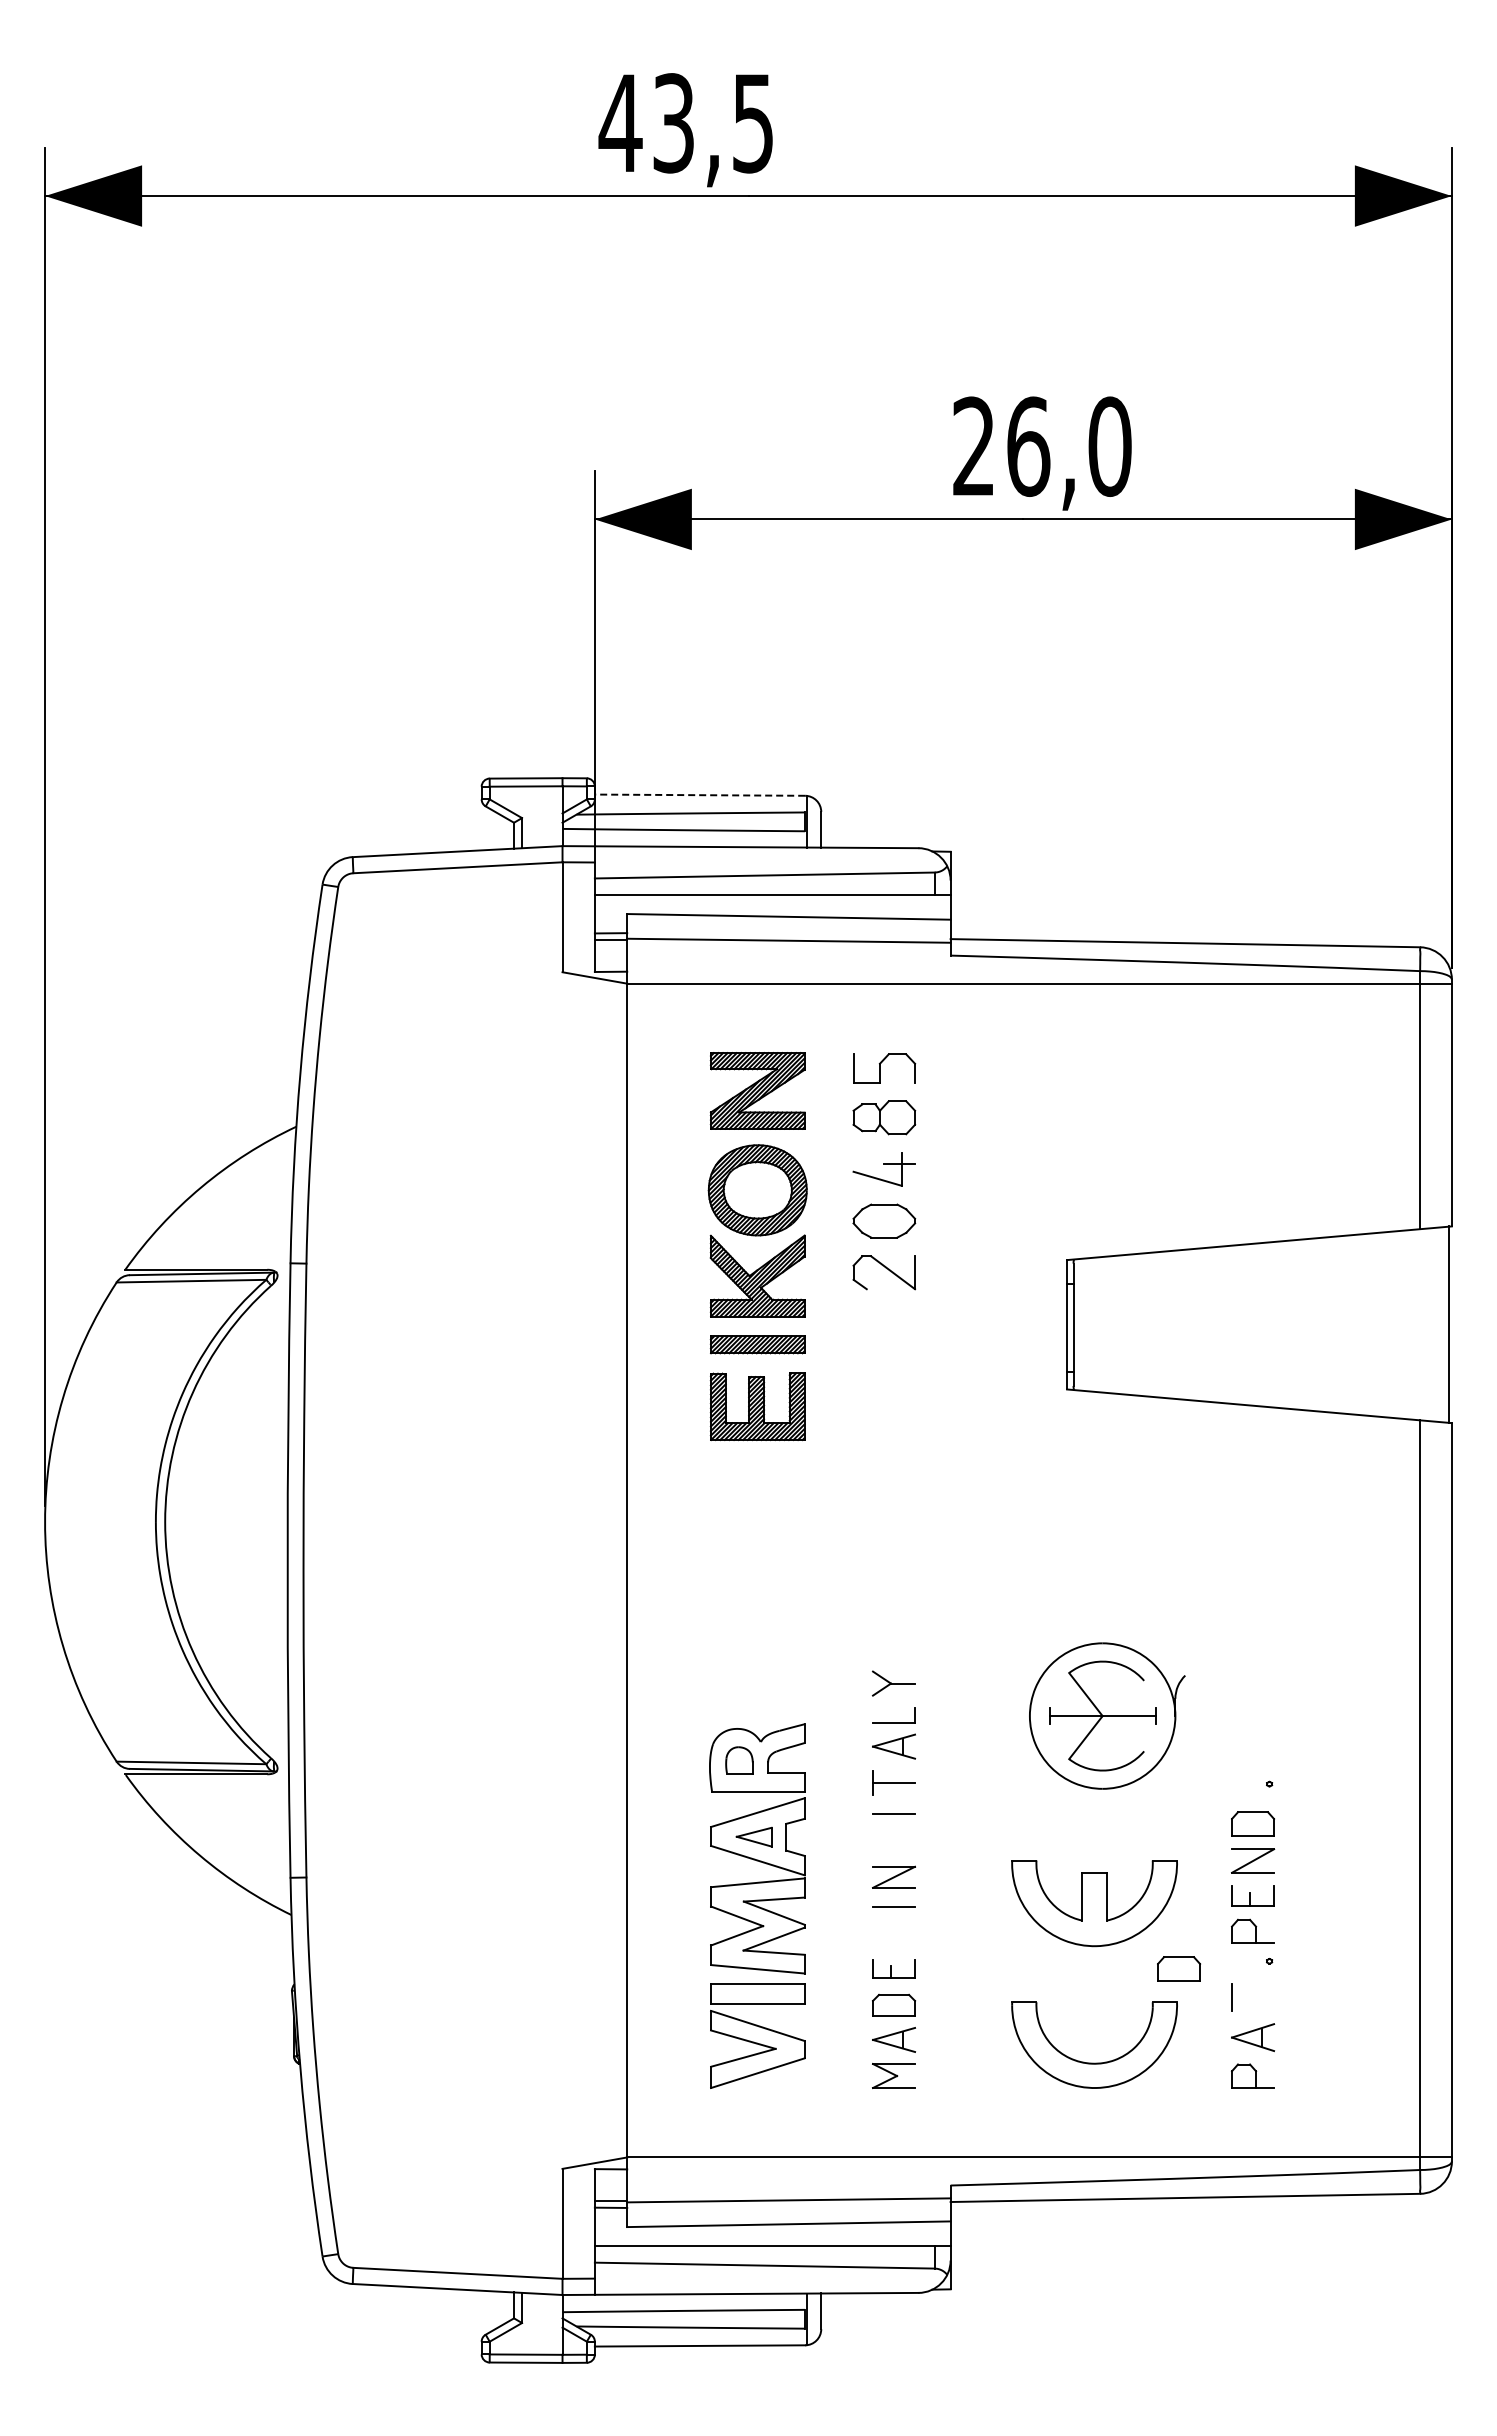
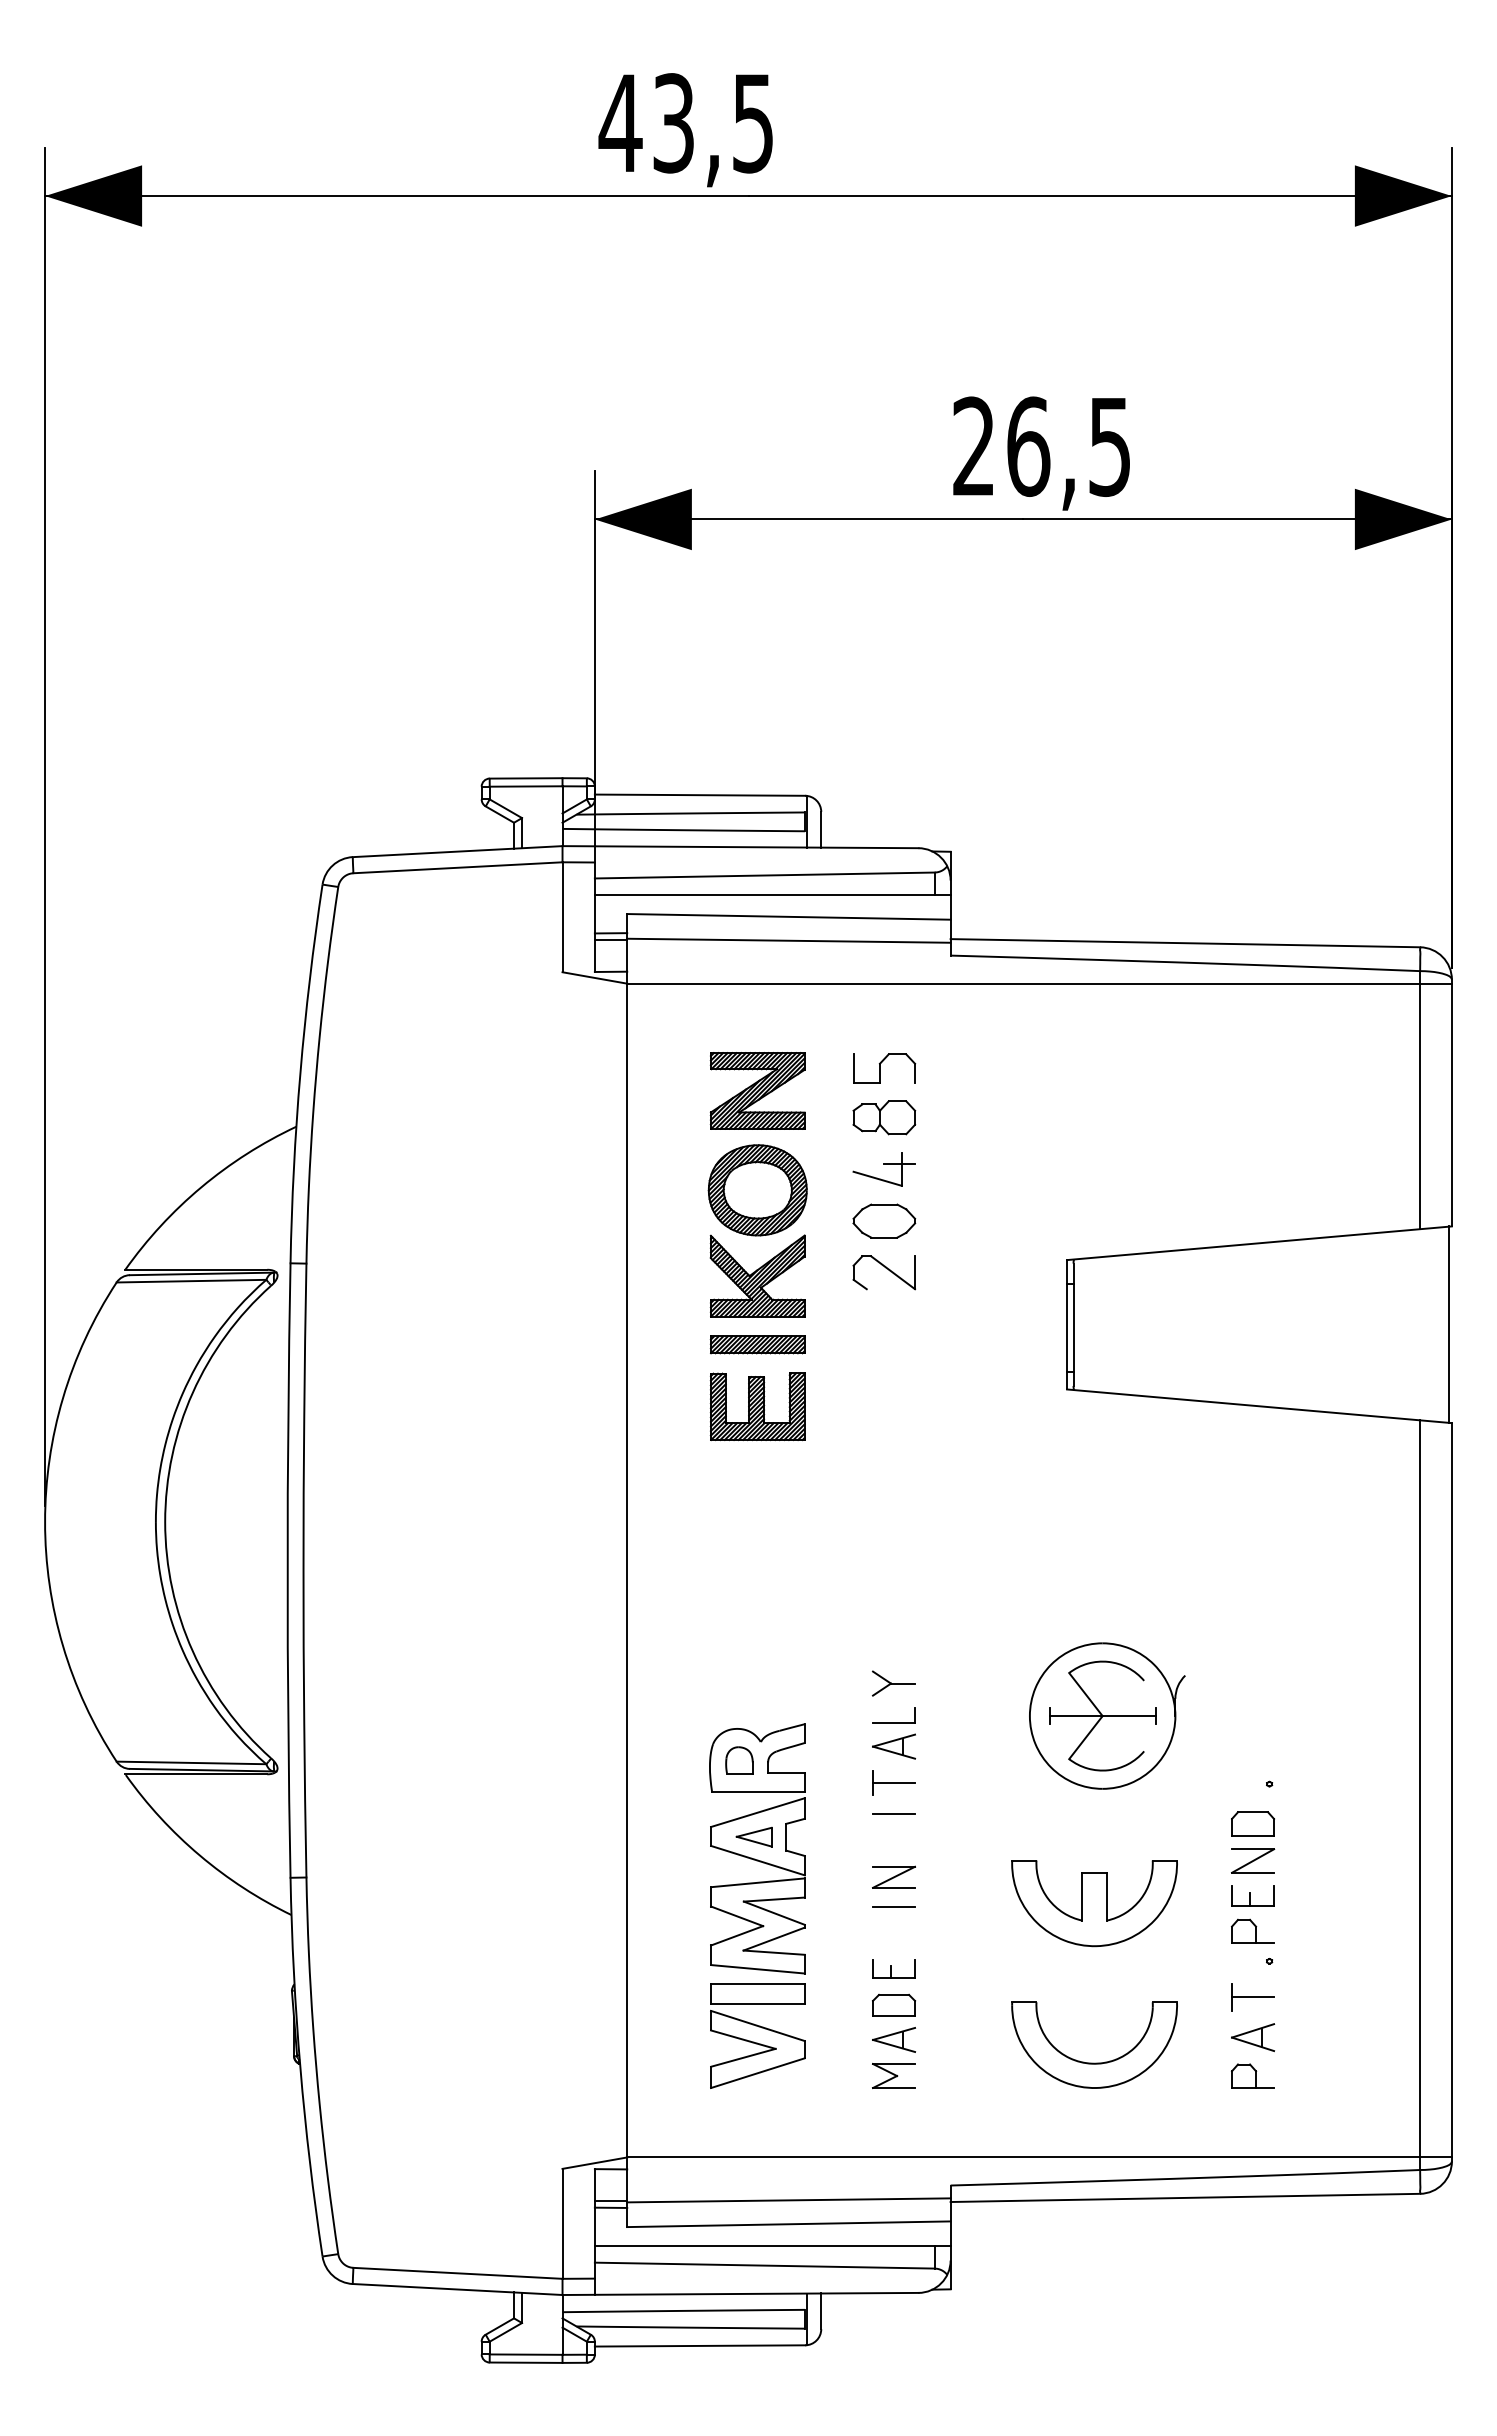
text: 26,0 -> 26,5 (1109, 446)
line: dashed -> solid (699, 795)
part: present -> none (1178, 1968)
line: none -> present (1253, 1997)
